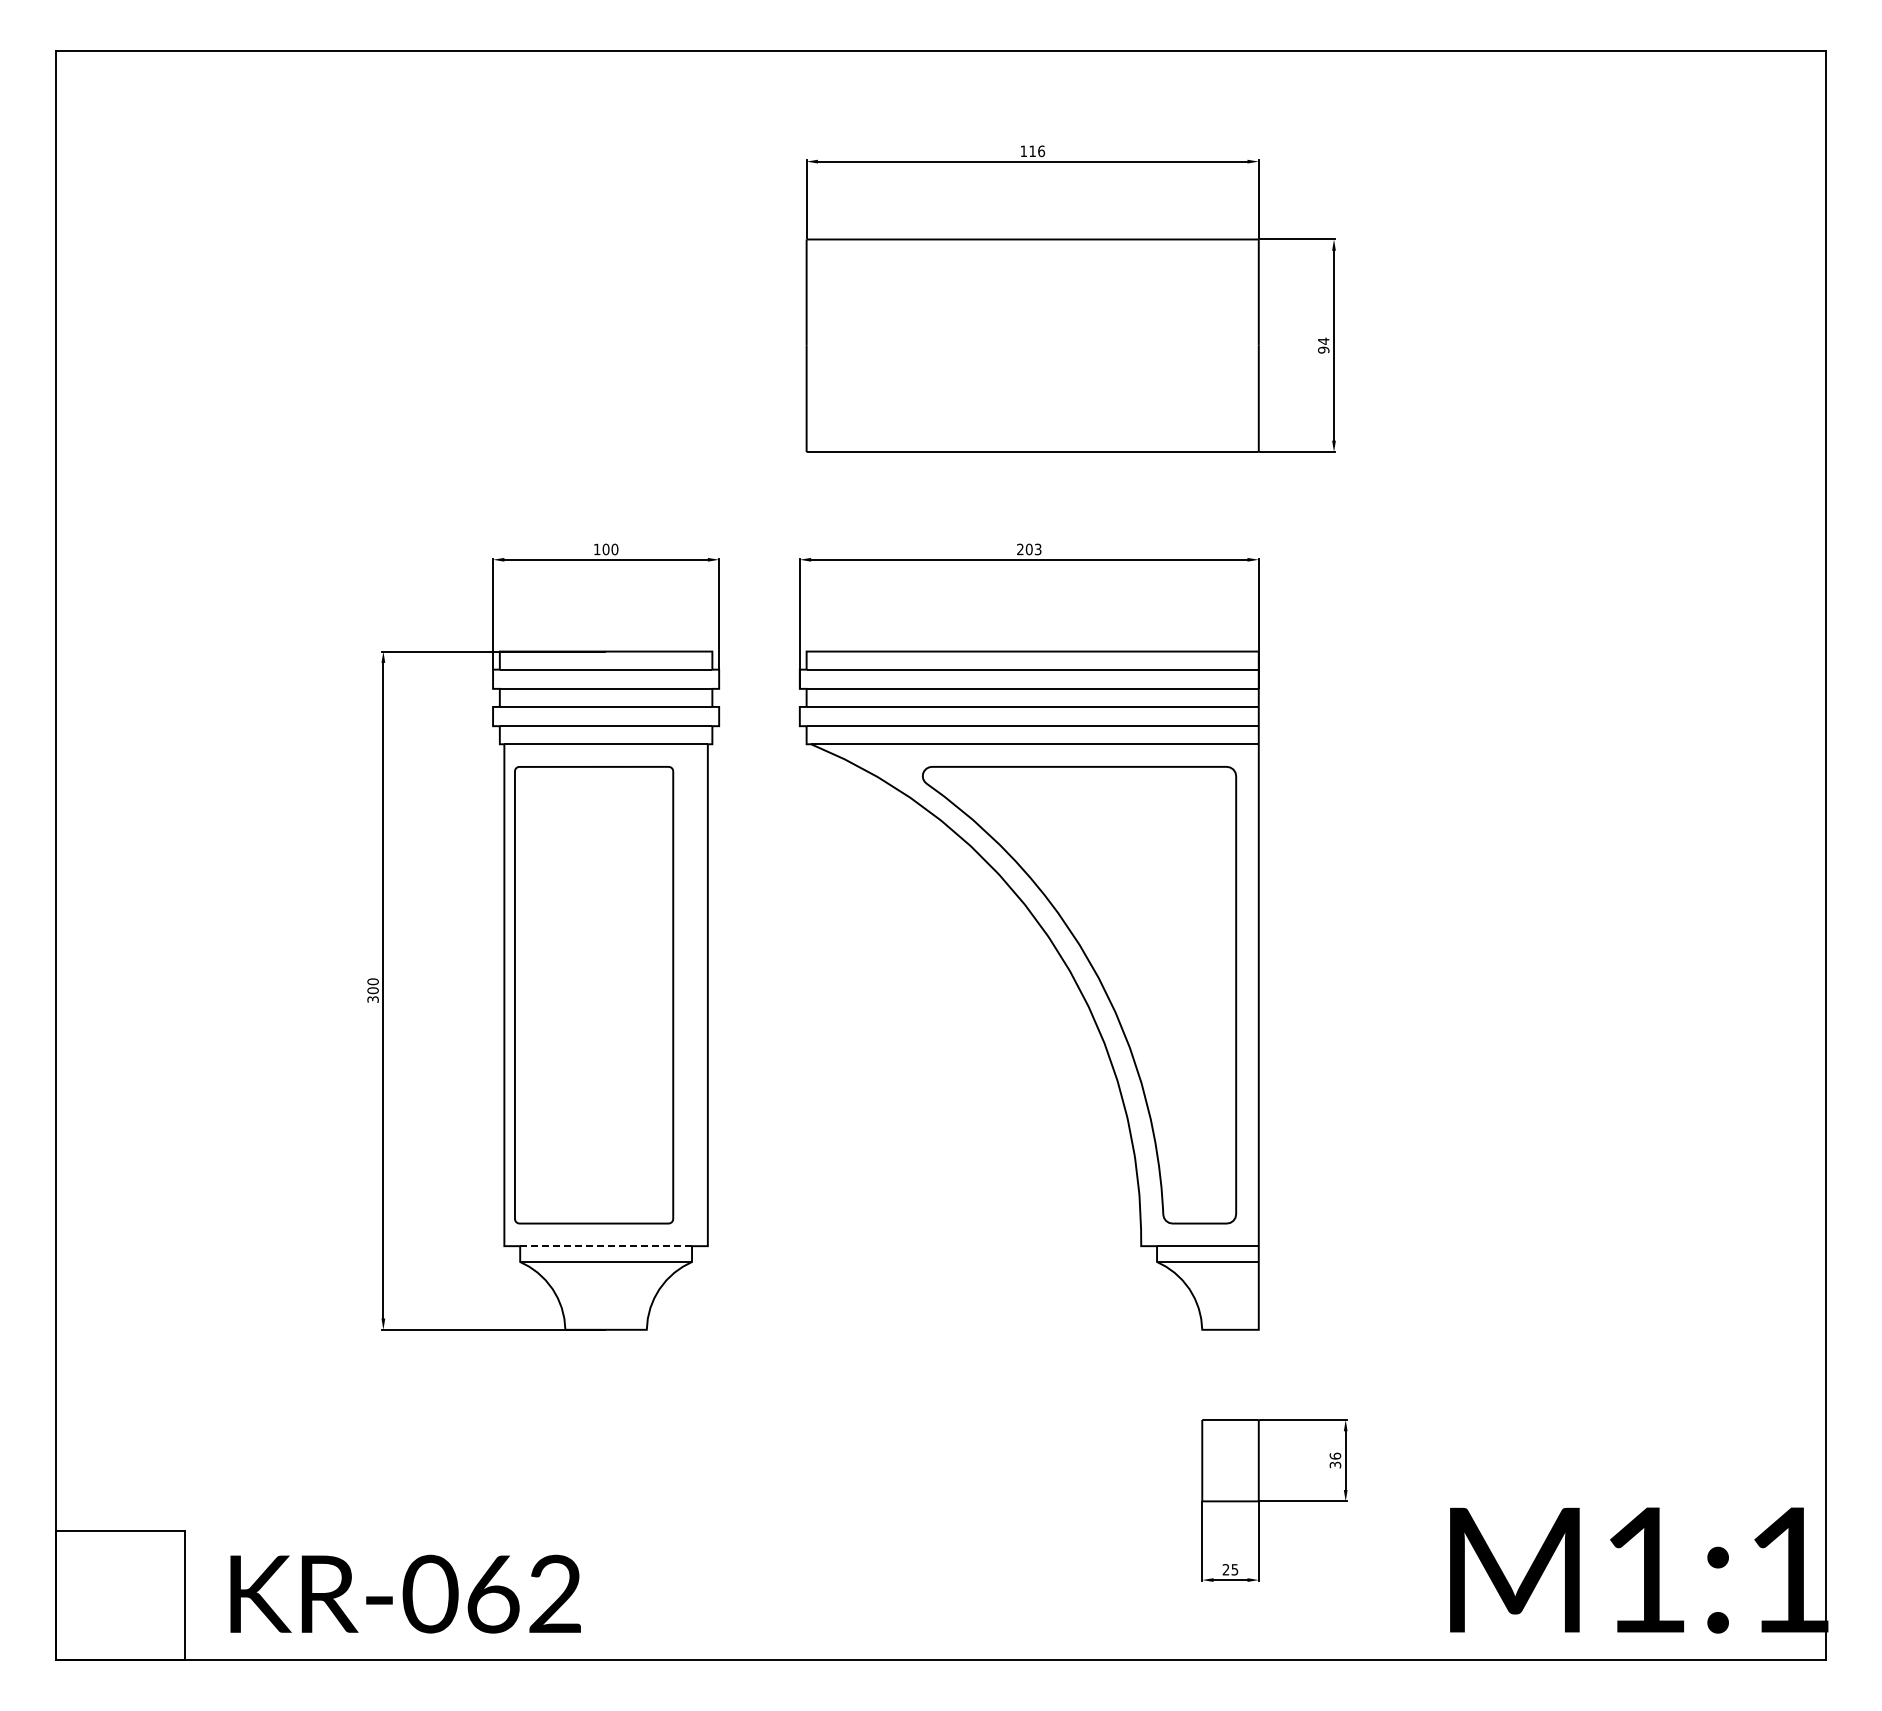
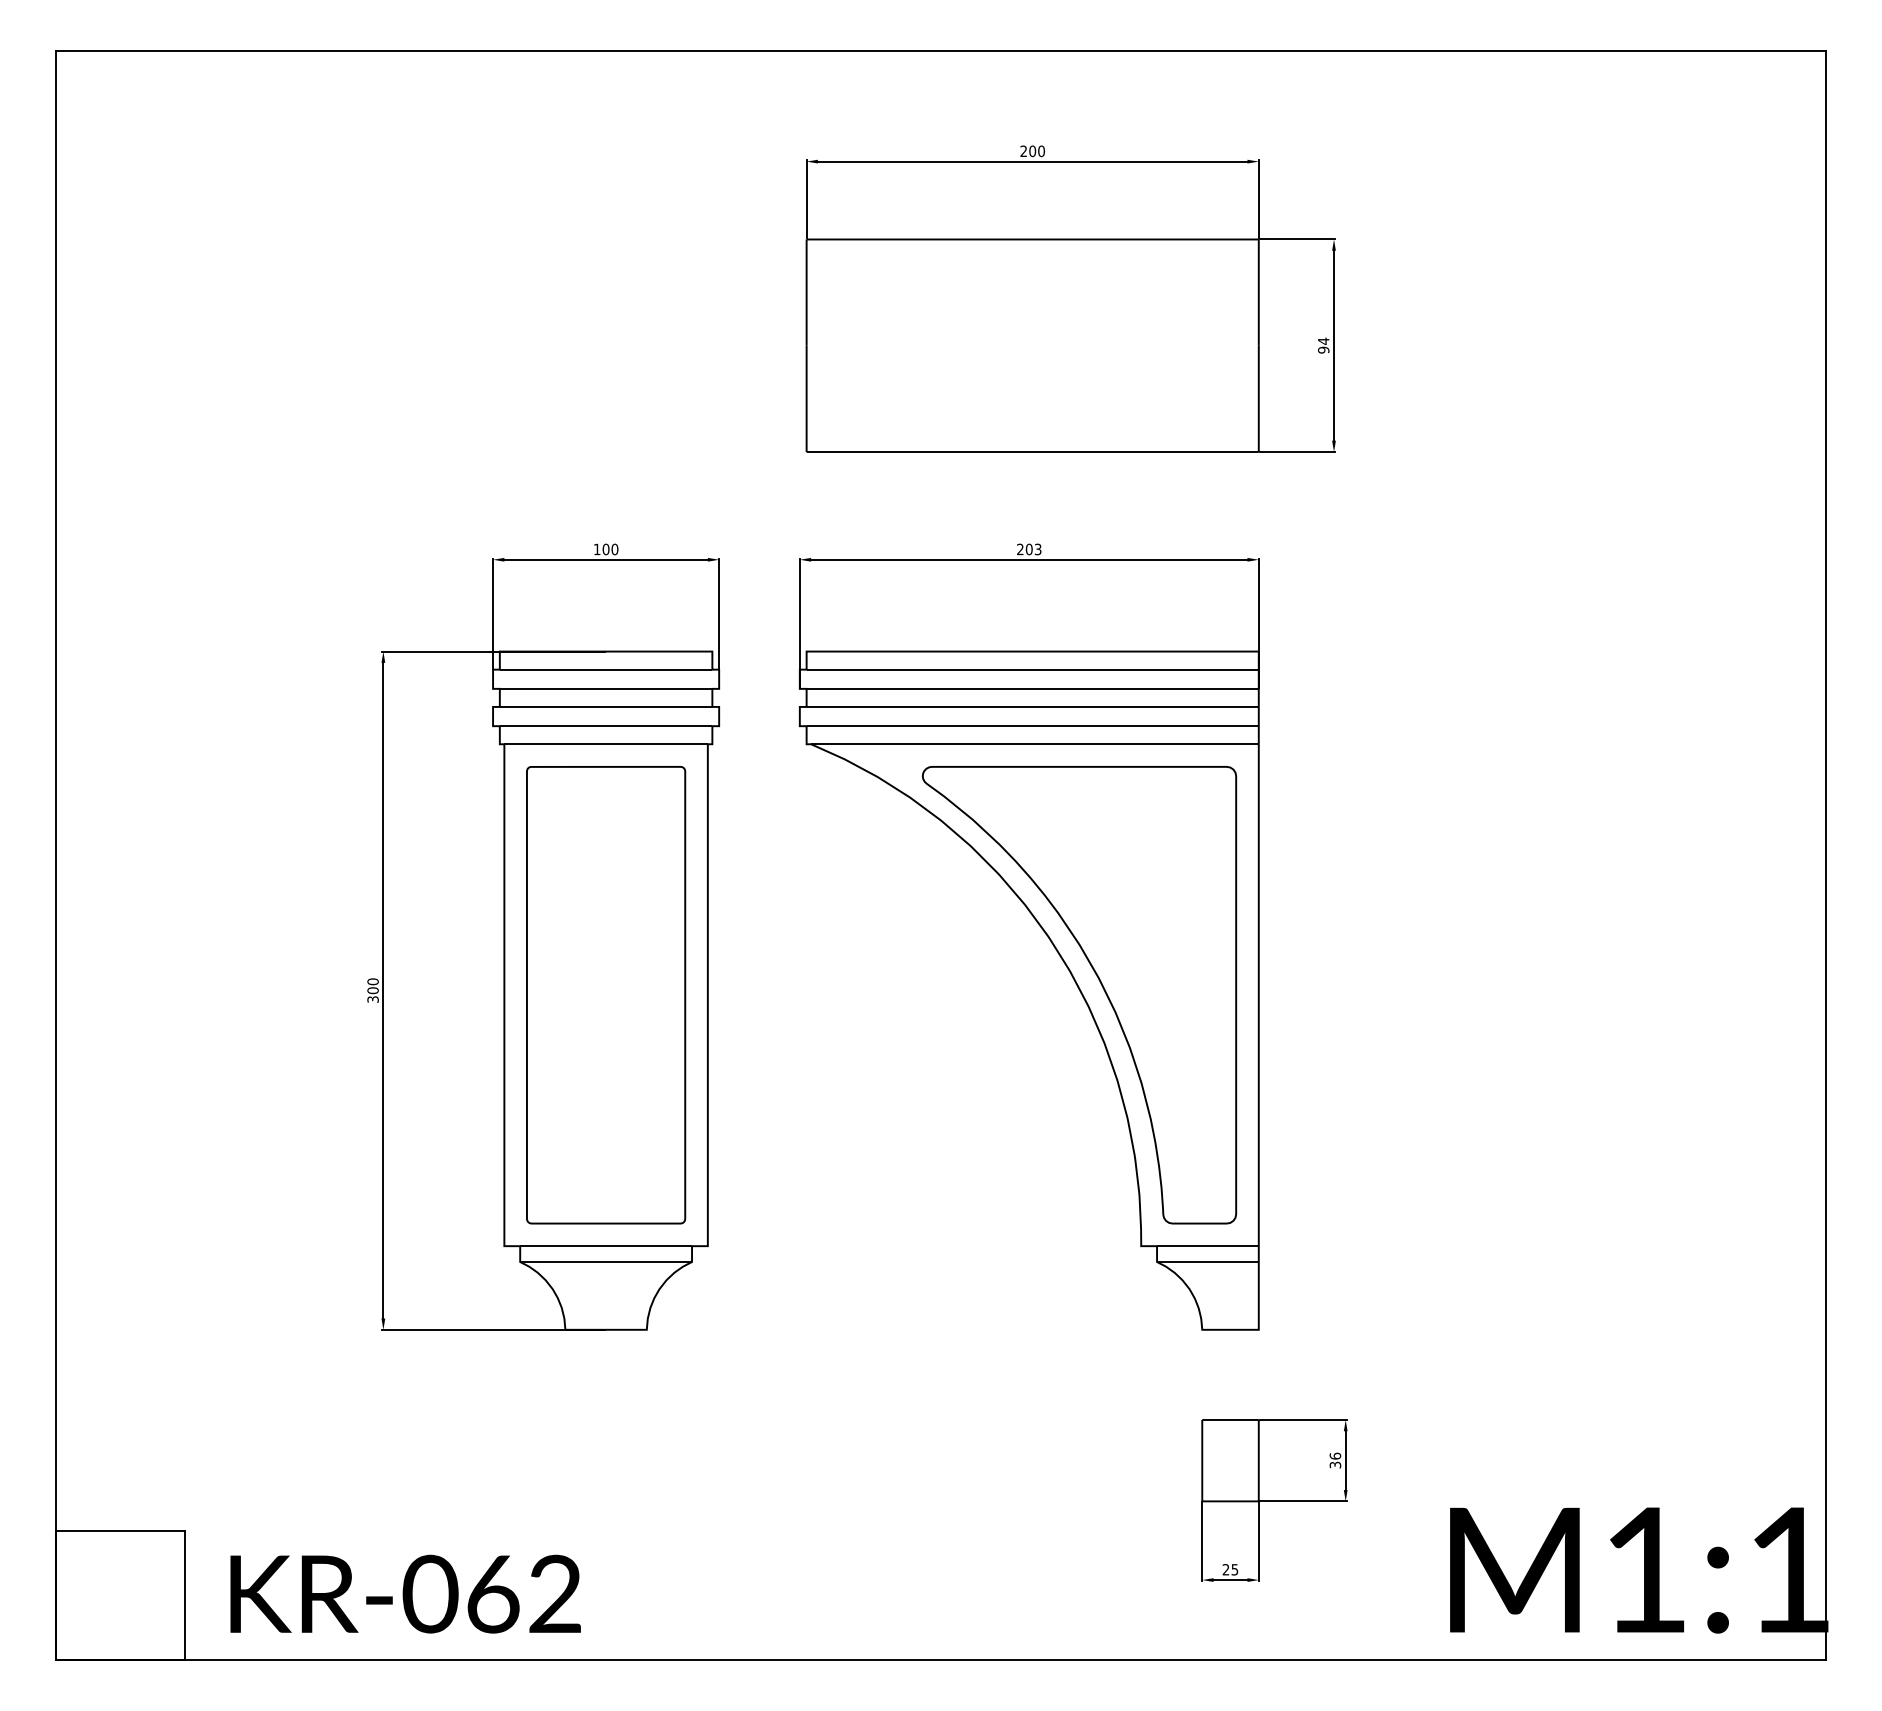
text: 116 -> 200 (1032, 151)
part position: (594, 995) -> (606, 995) (606, 995)
line: dashed -> solid (606, 1246)
